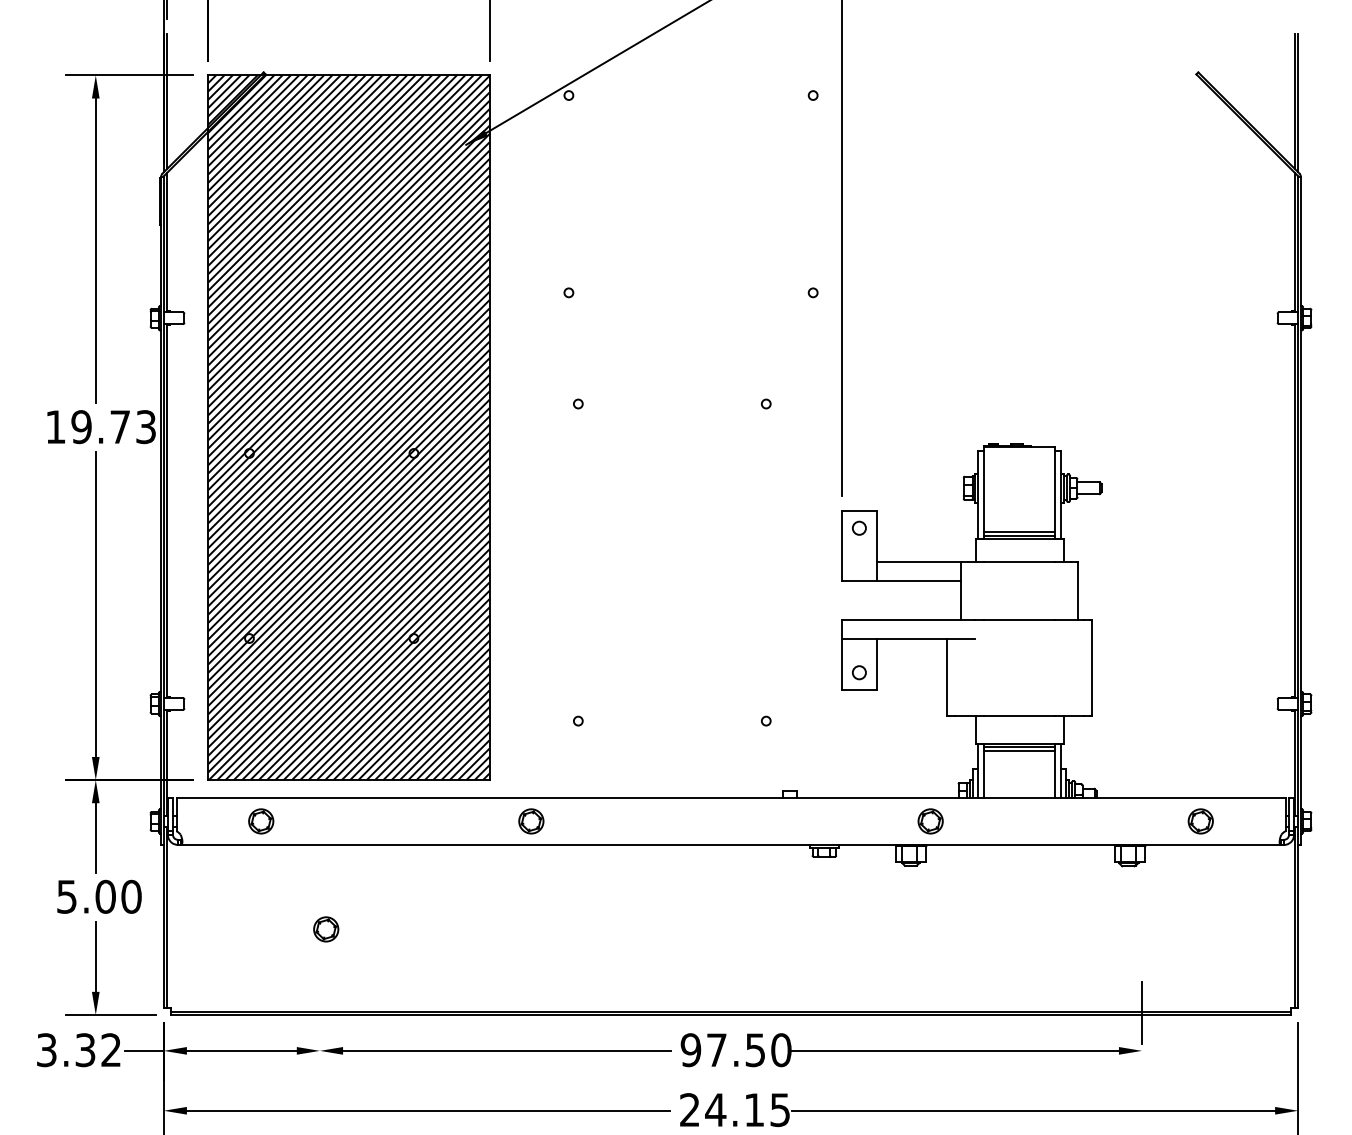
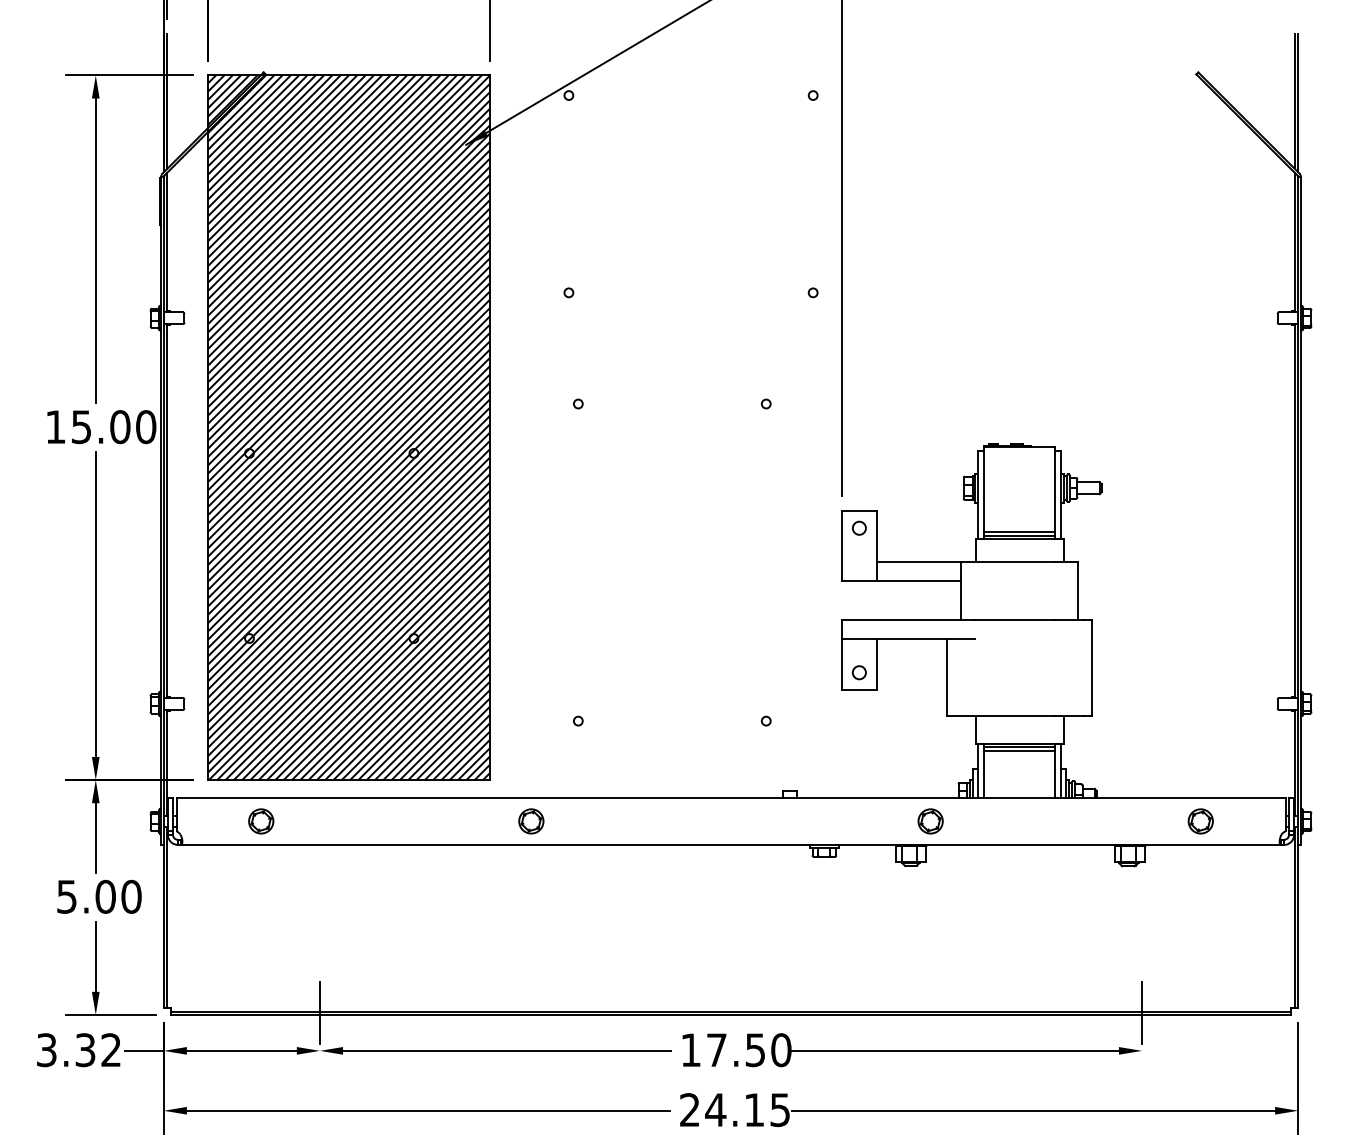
text: 19.73 -> 15.00 (113, 427)
part: present -> none (326, 929)
line: none -> present (319, 1013)
text: 97.50 -> 17.50 (690, 1050)
